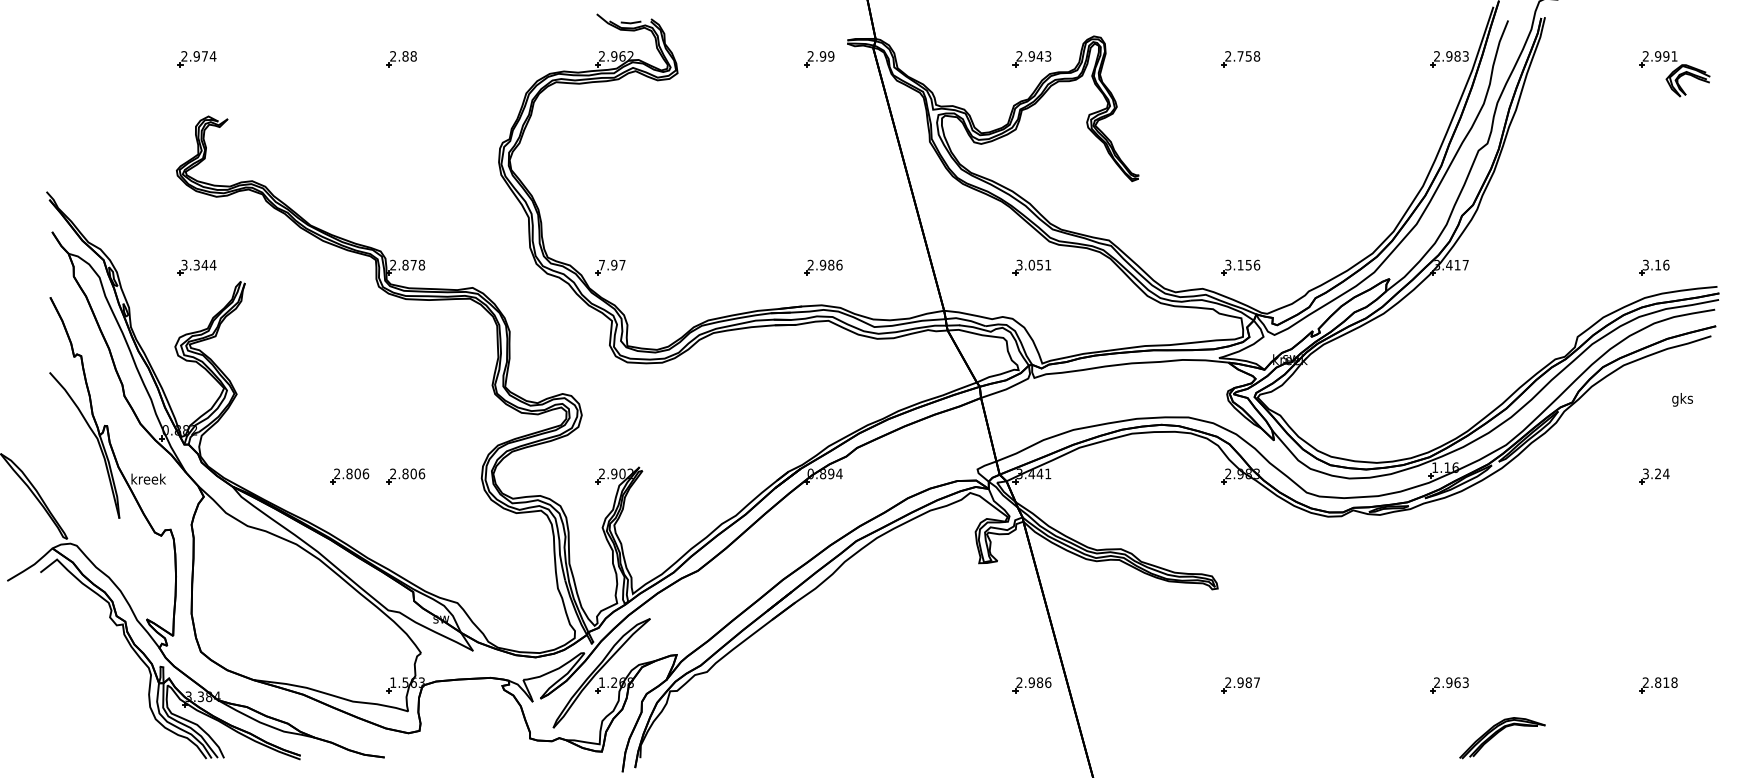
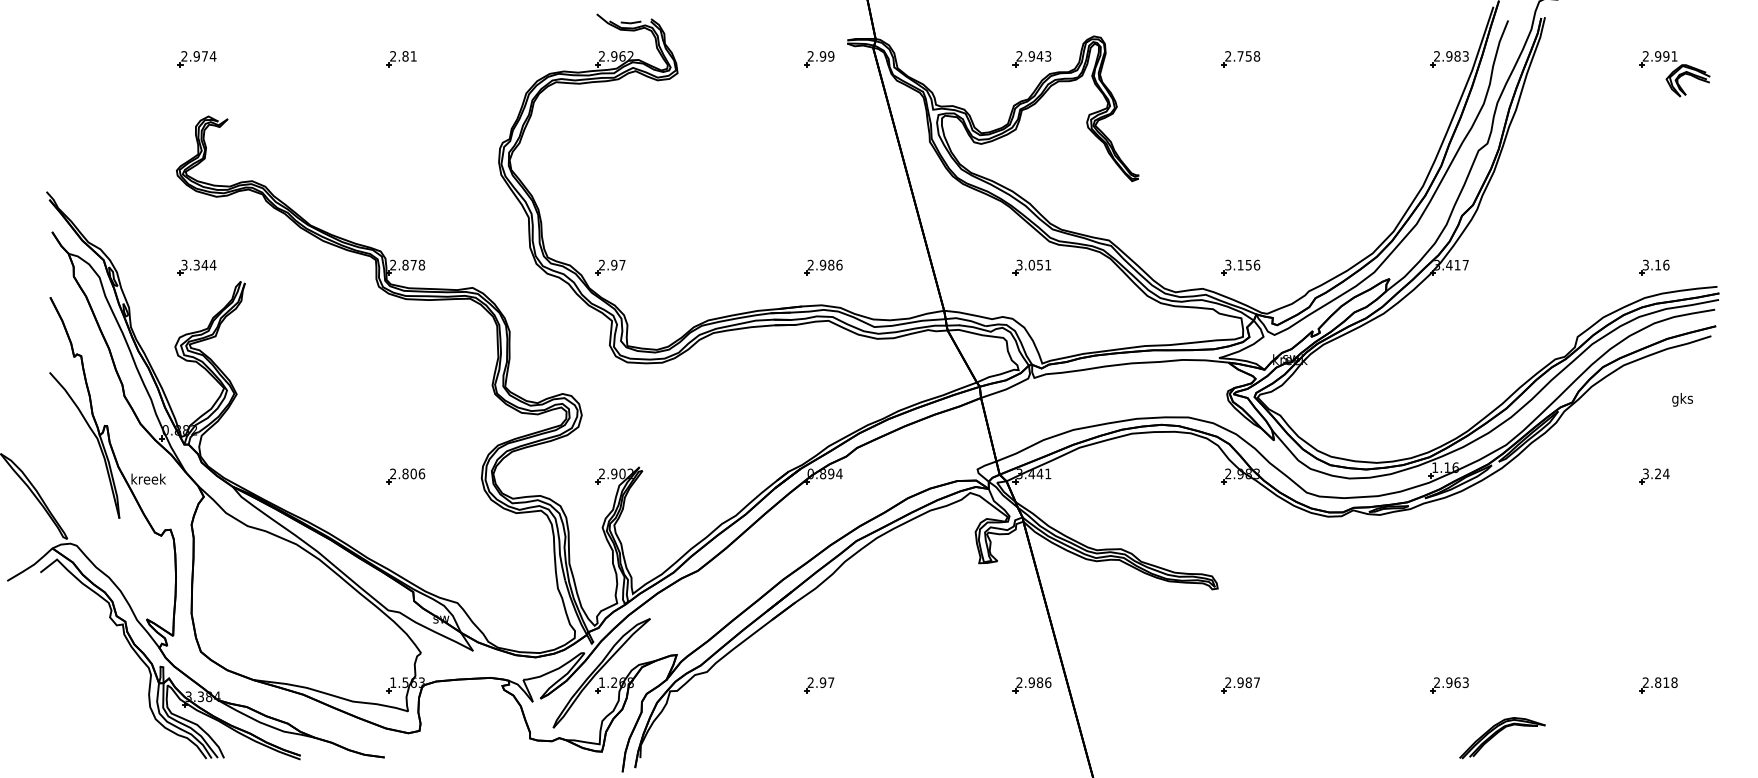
text: 2.88 -> 2.81 (413, 56)
text: 7.97 -> 2.97 (601, 264)
part: present -> none (349, 476)
part: none -> present (819, 685)
